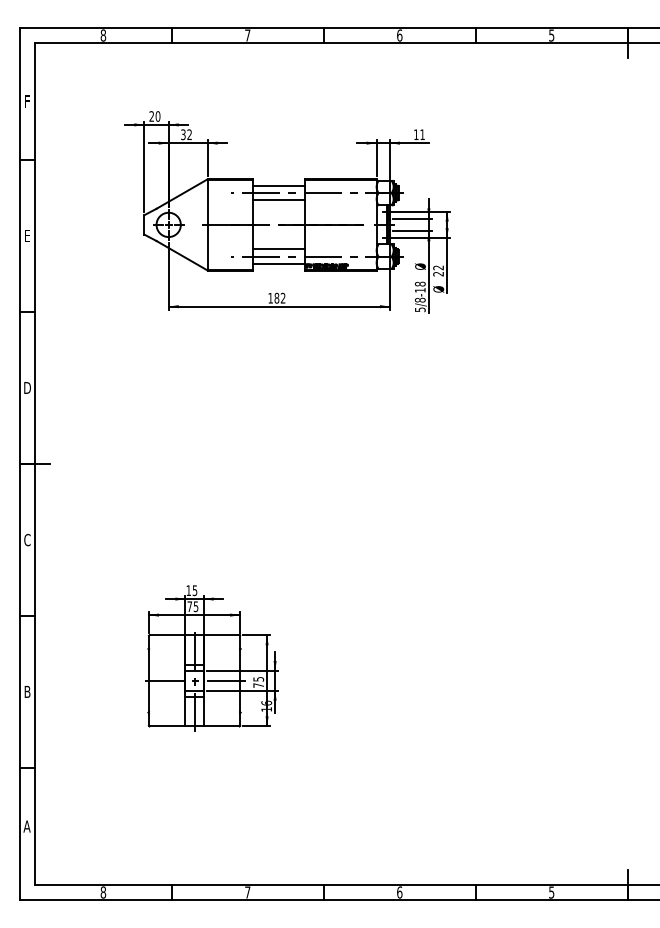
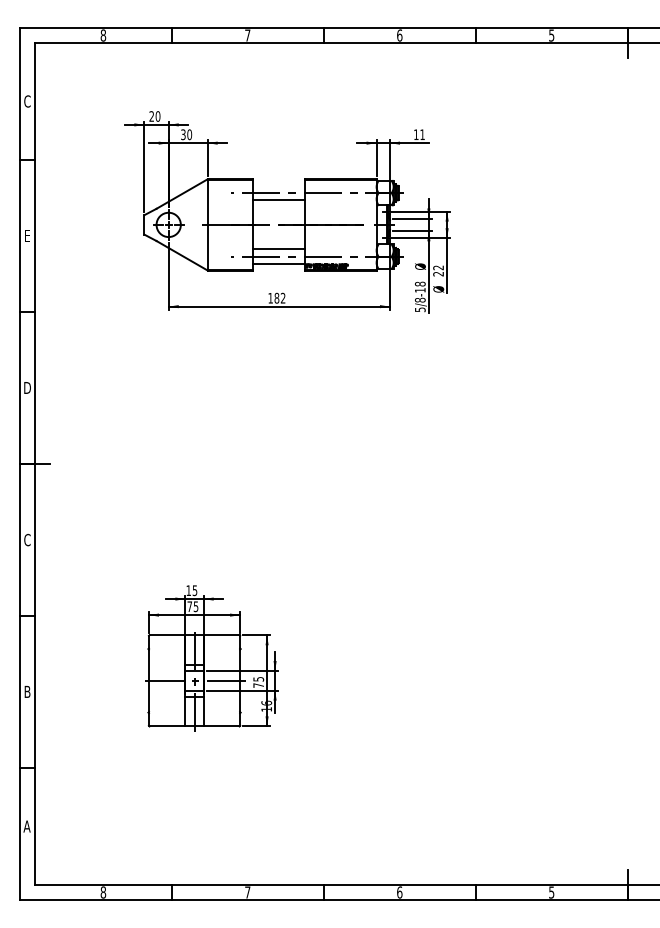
text: F -> C (27, 101)
text: 32 -> 30 (189, 134)
line: present -> none (278, 185)
